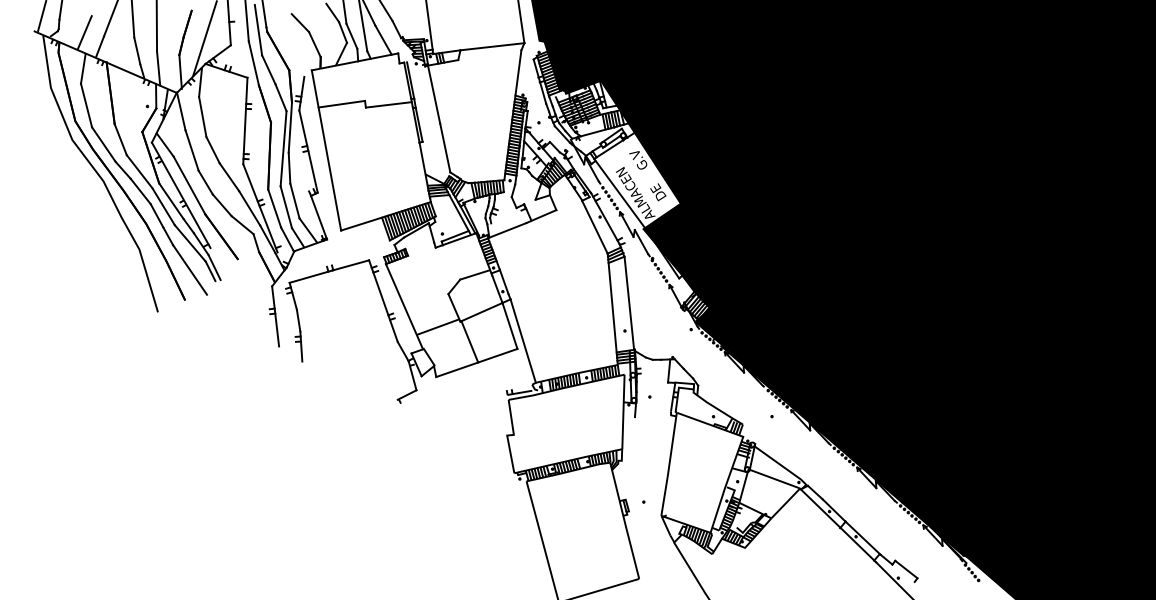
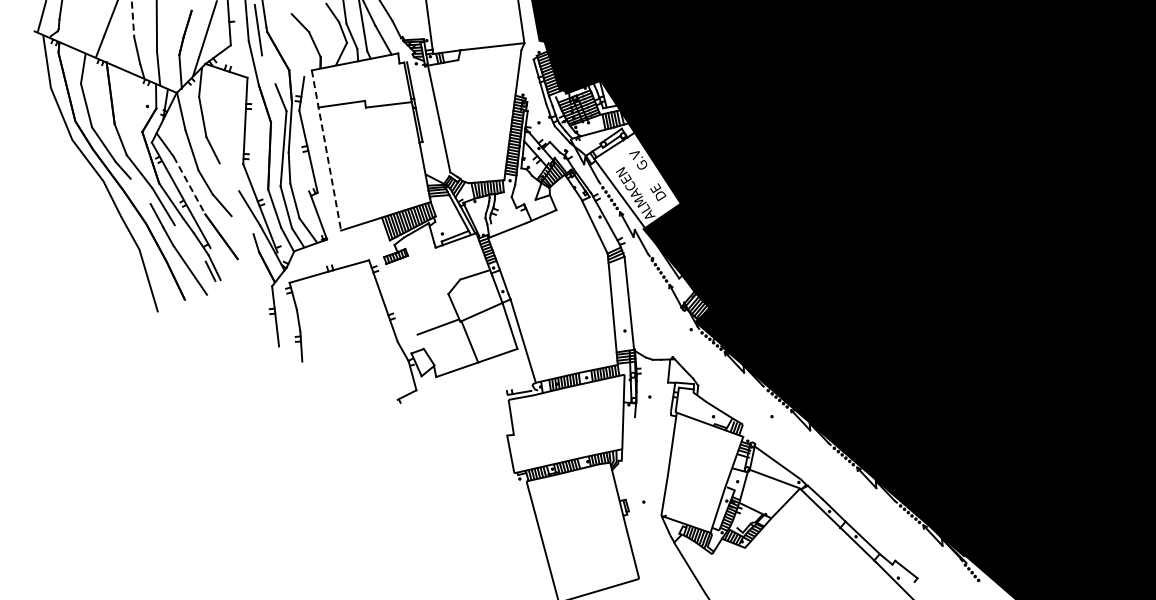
line: solid -> dashed (133, 19)
line: present -> none (84, 32)
line: present -> none (268, 69)
line: solid -> dashed (326, 150)
line: present -> none (229, 177)
line: solid -> dashed (189, 185)
line: present -> none (140, 191)
line: present -> none (242, 225)
line: present -> none (189, 243)
line: present -> none (404, 306)
